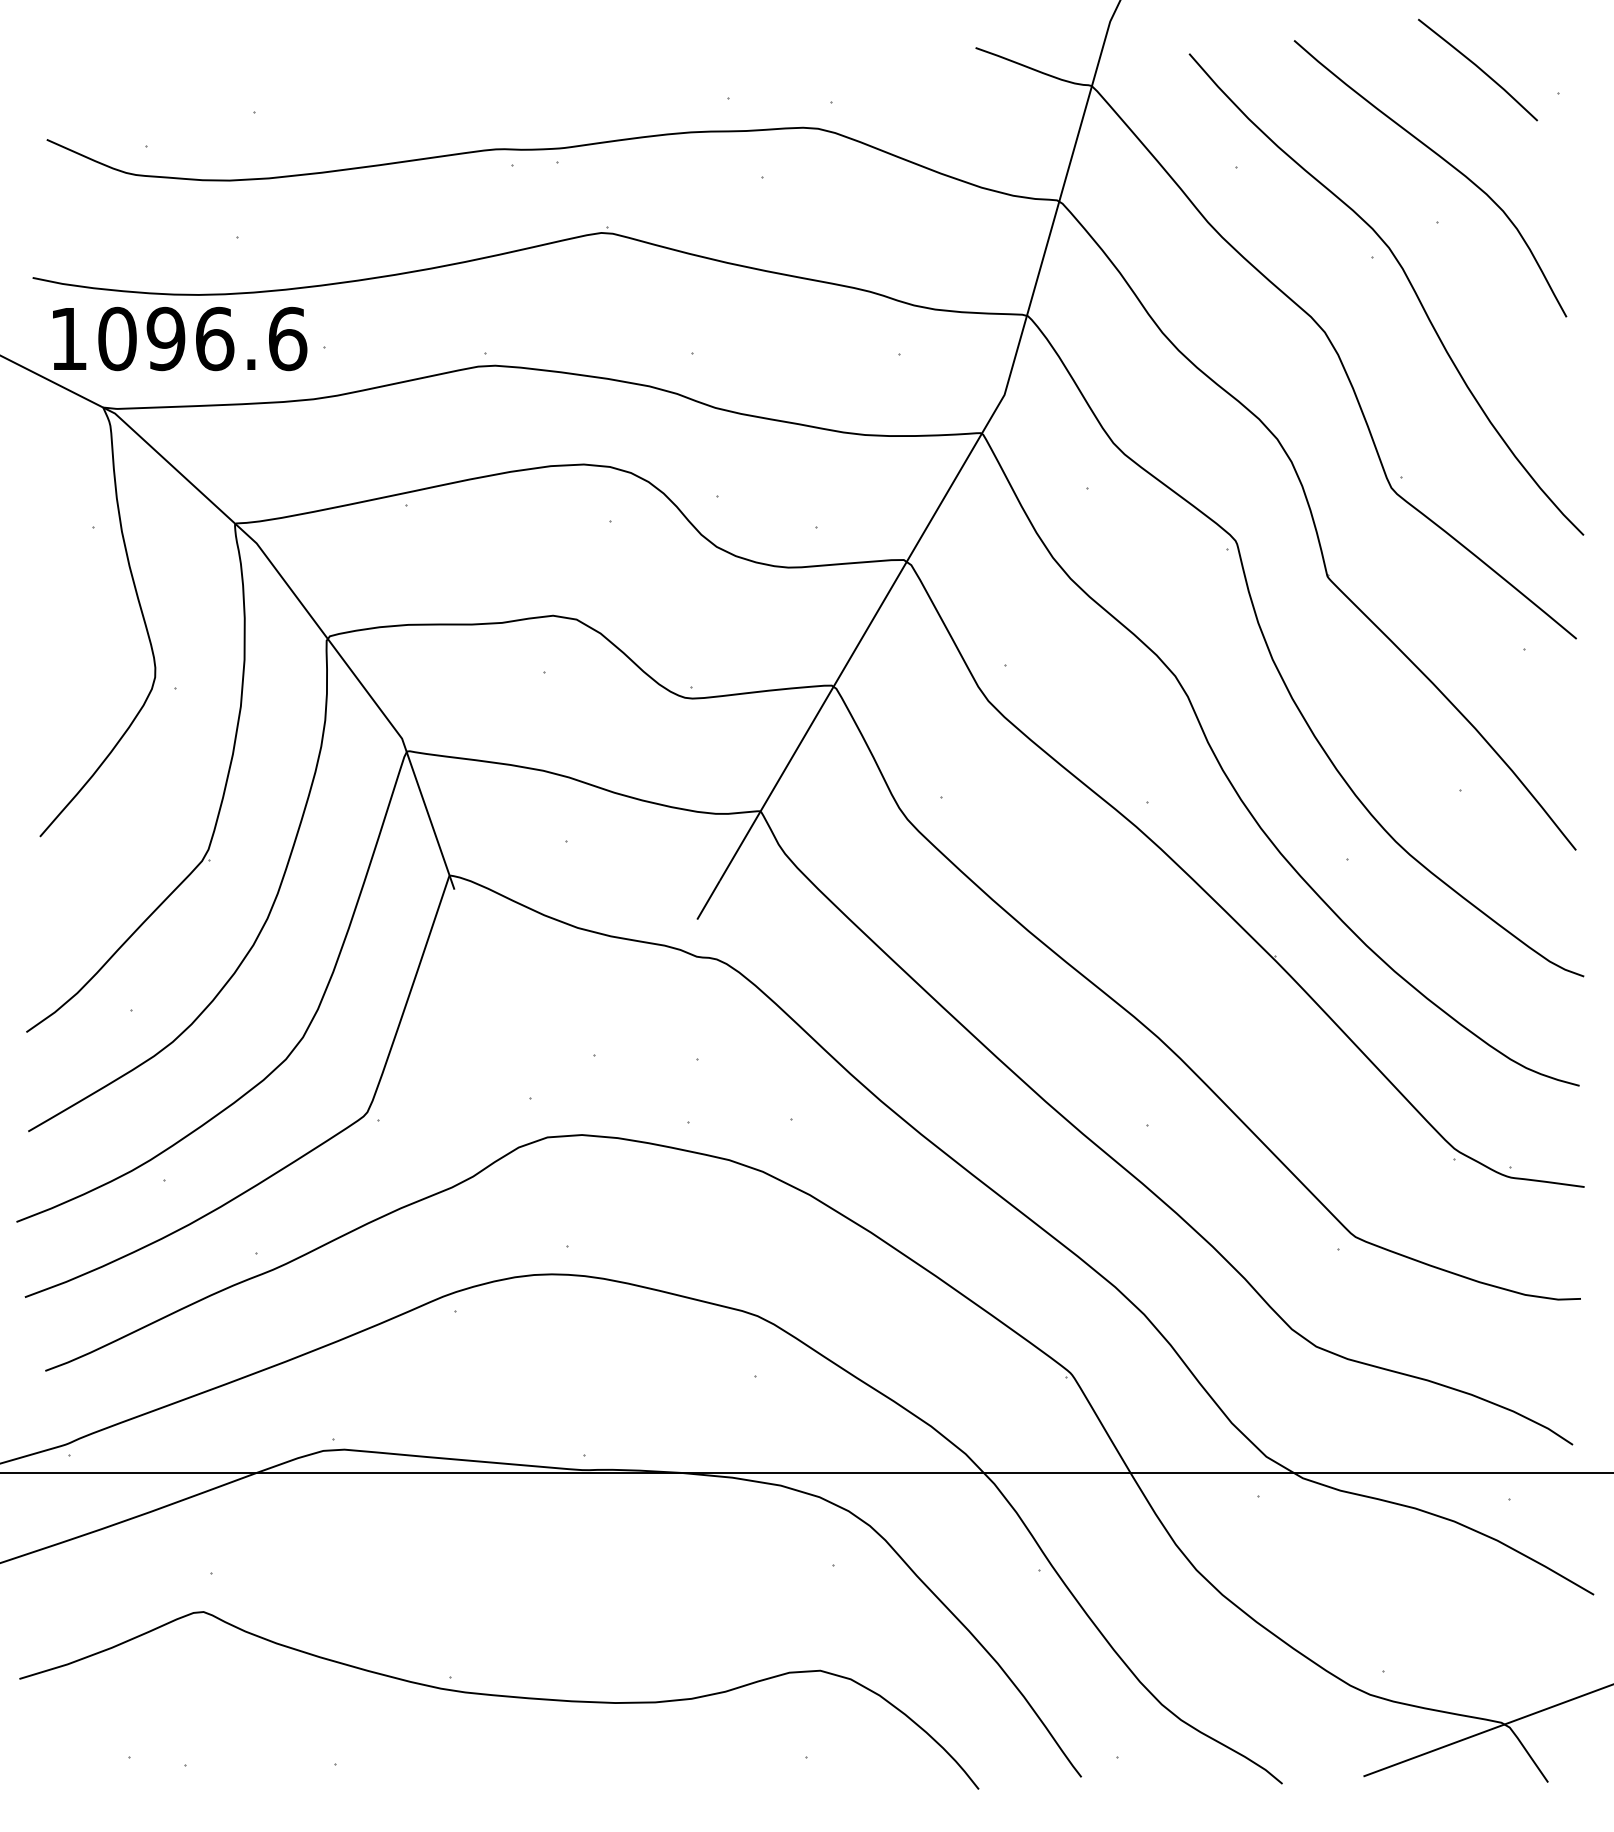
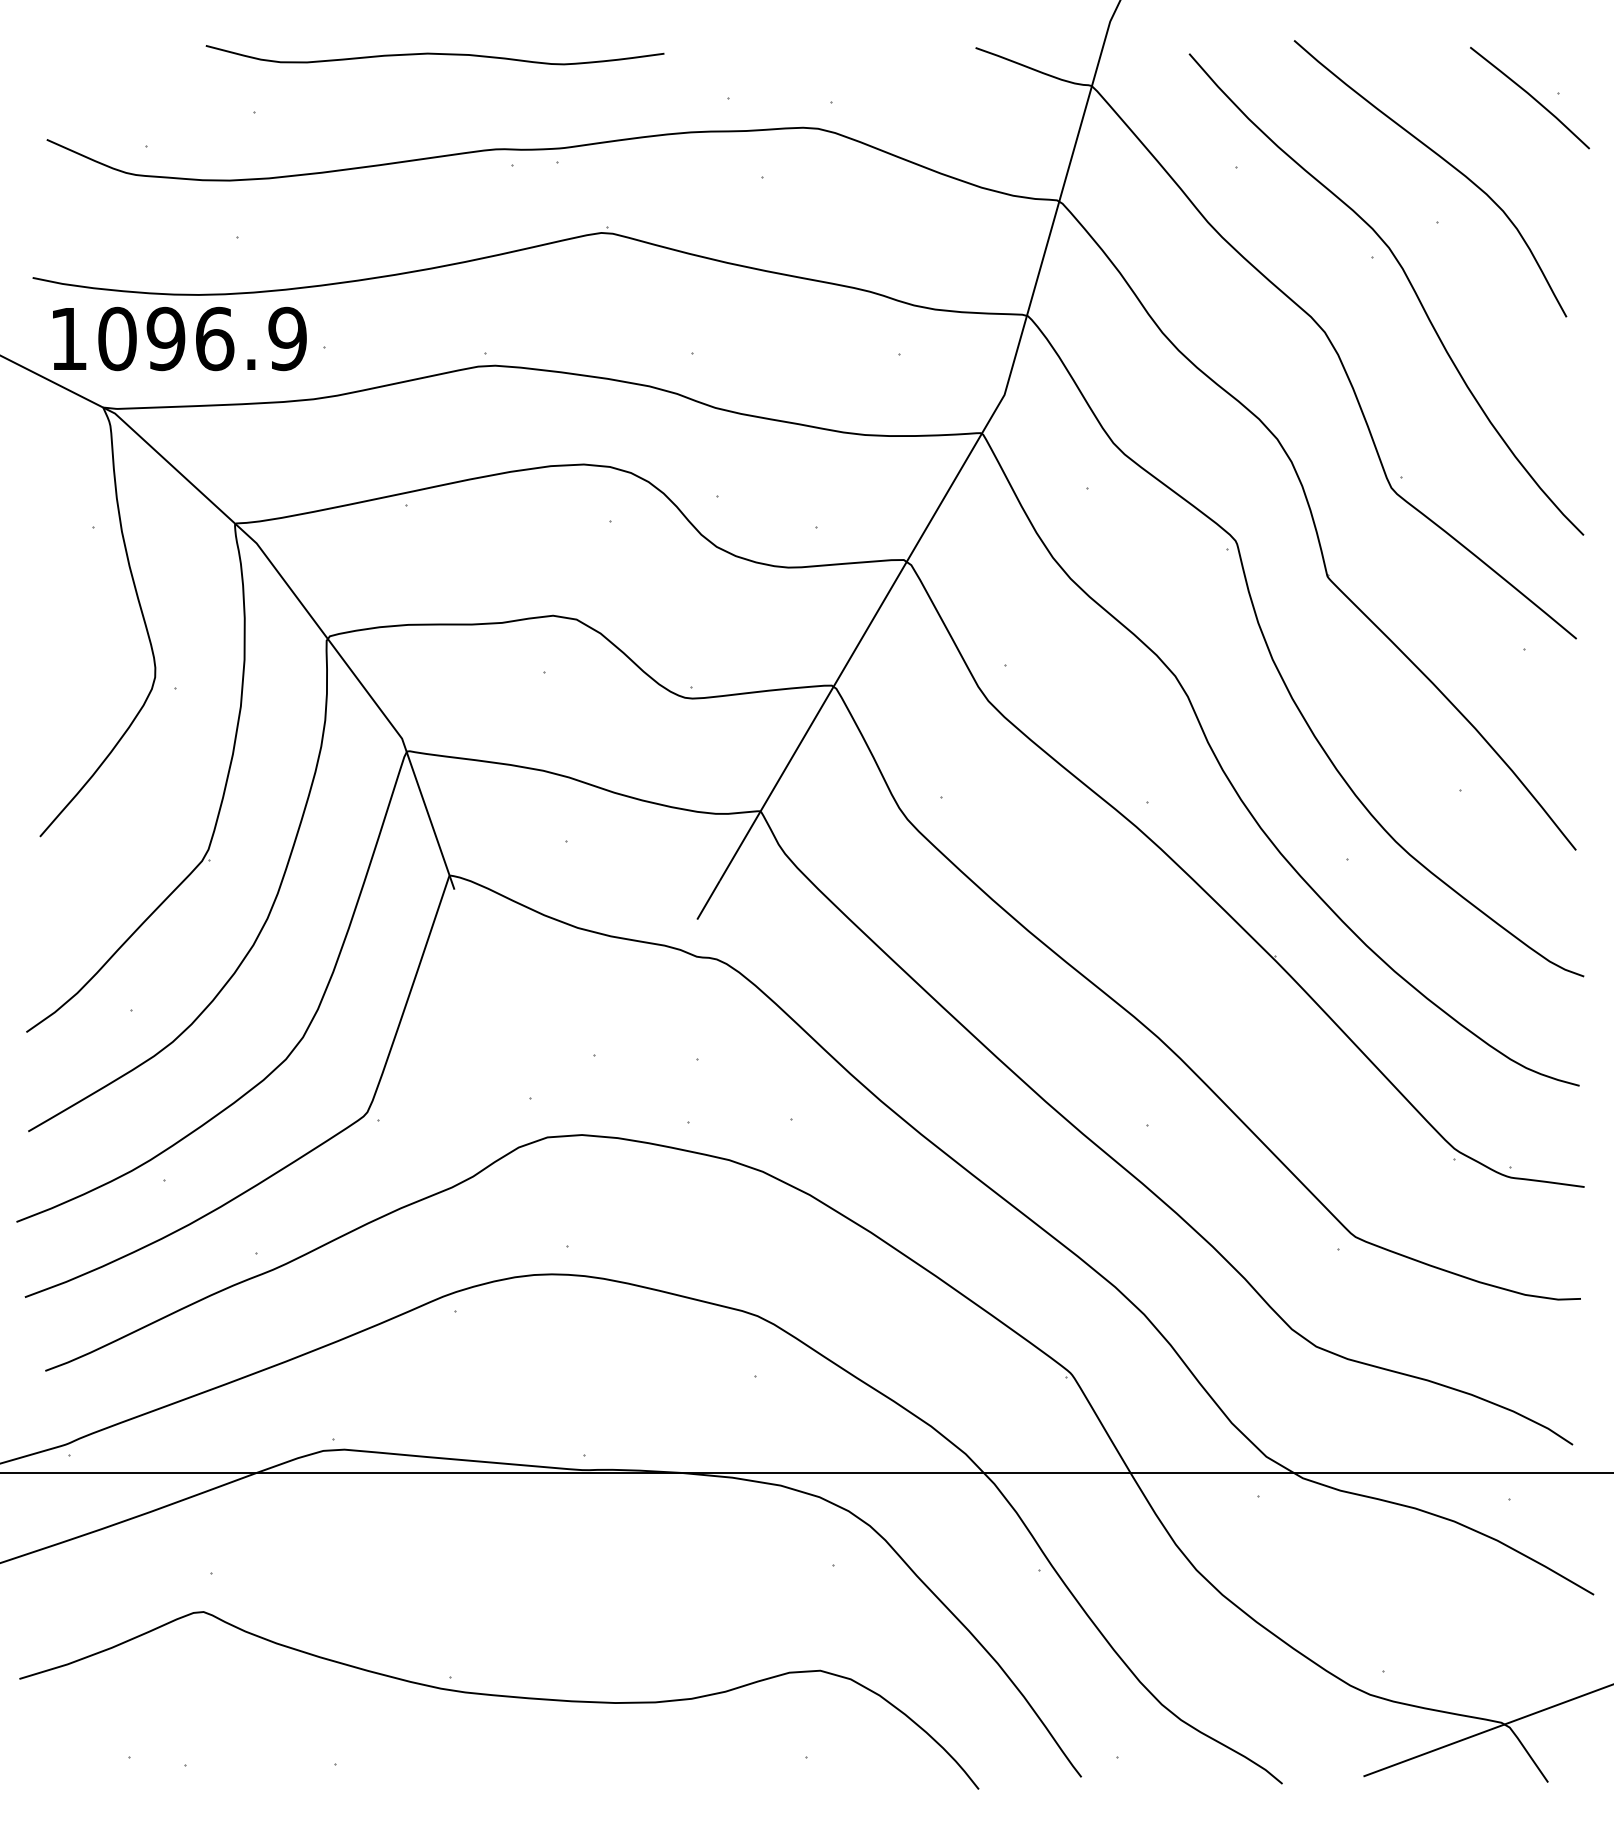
curve: none -> present (434, 54)
line position: (1478, 68) -> (1530, 96) (1530, 96)
text: 1096.6 -> 1096.9 (287, 338)
